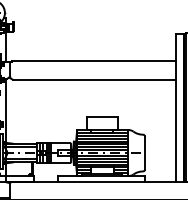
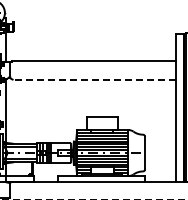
line: solid -> dashed (94, 79)
line: solid -> dashed (94, 199)
